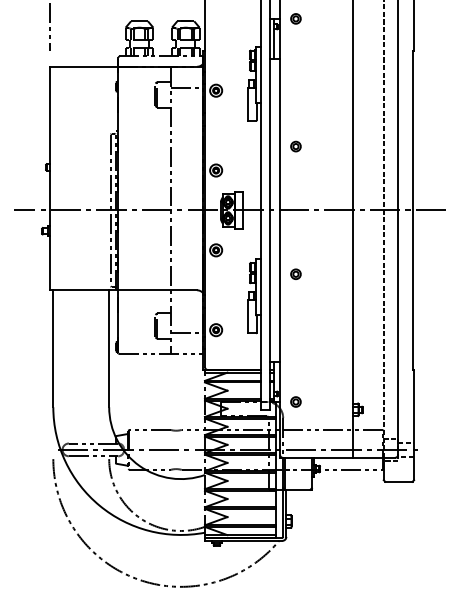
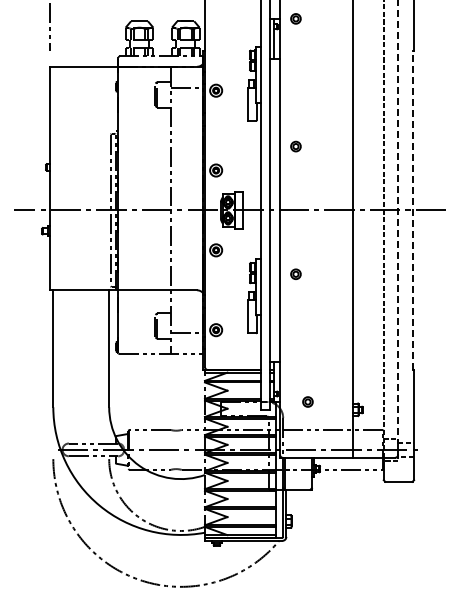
line: solid -> dashed (413, 210)
line: solid -> dashed (398, 227)
part position: (295, 401) -> (307, 401) (307, 401)
